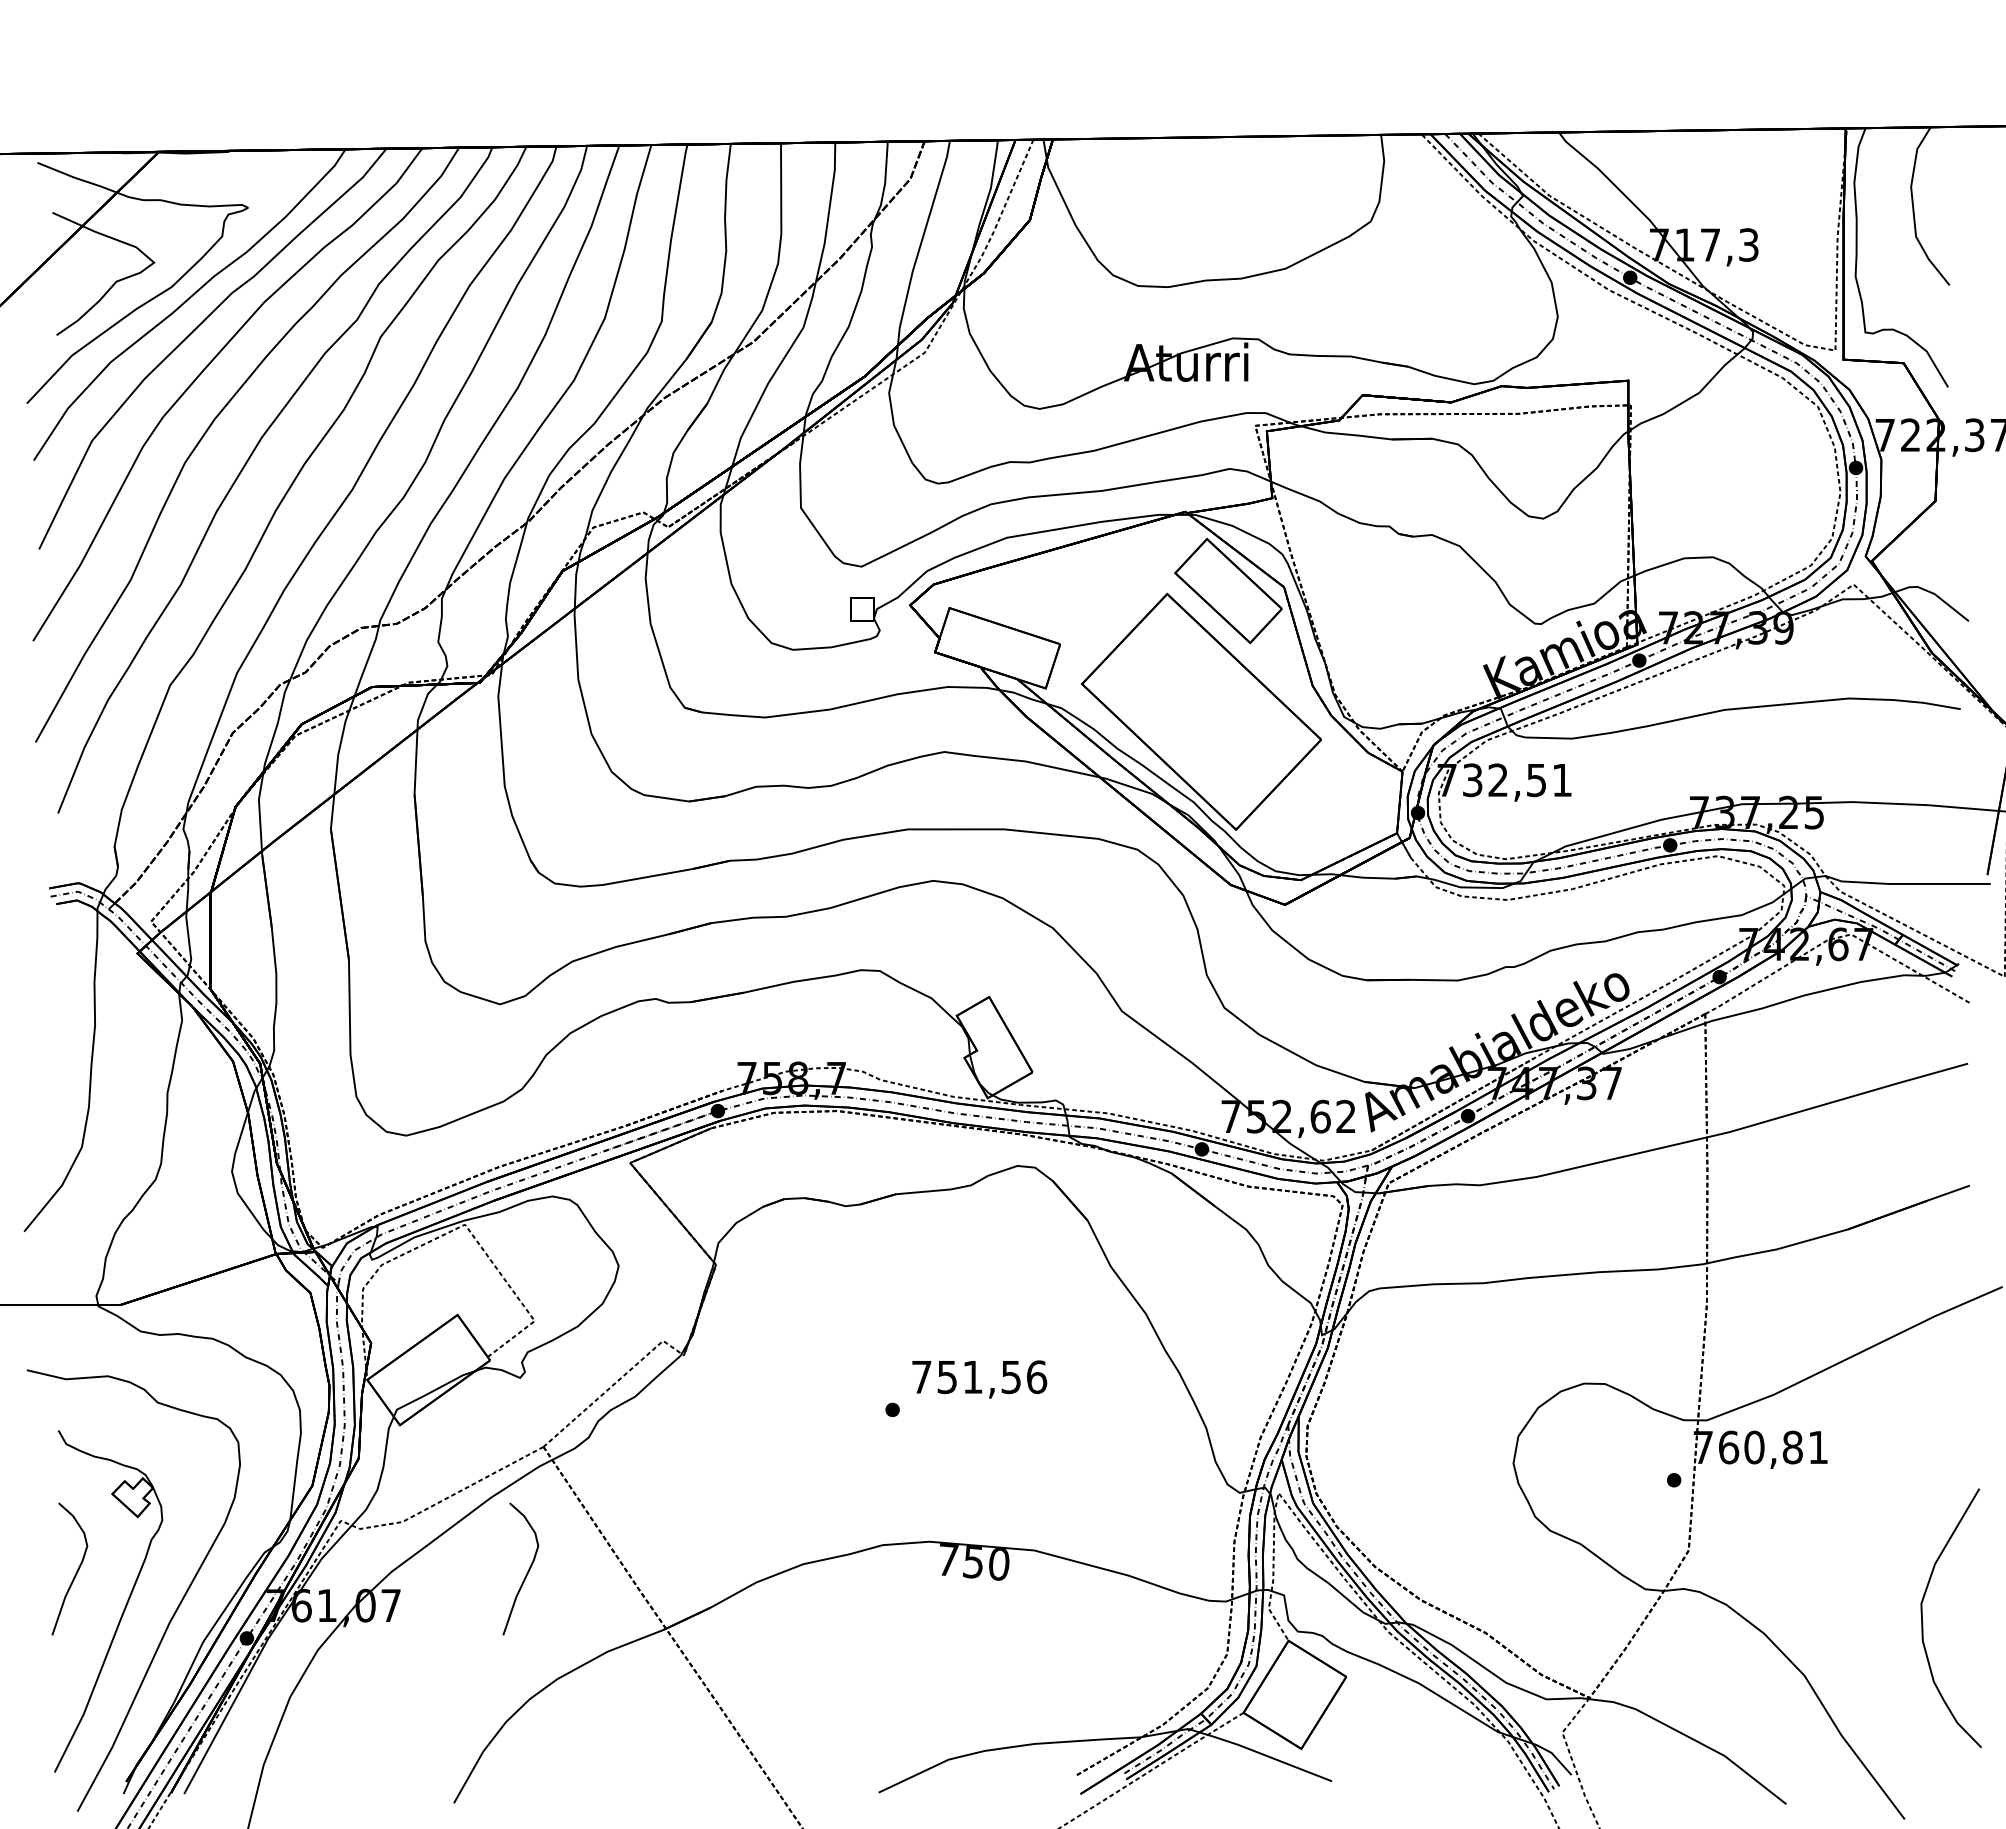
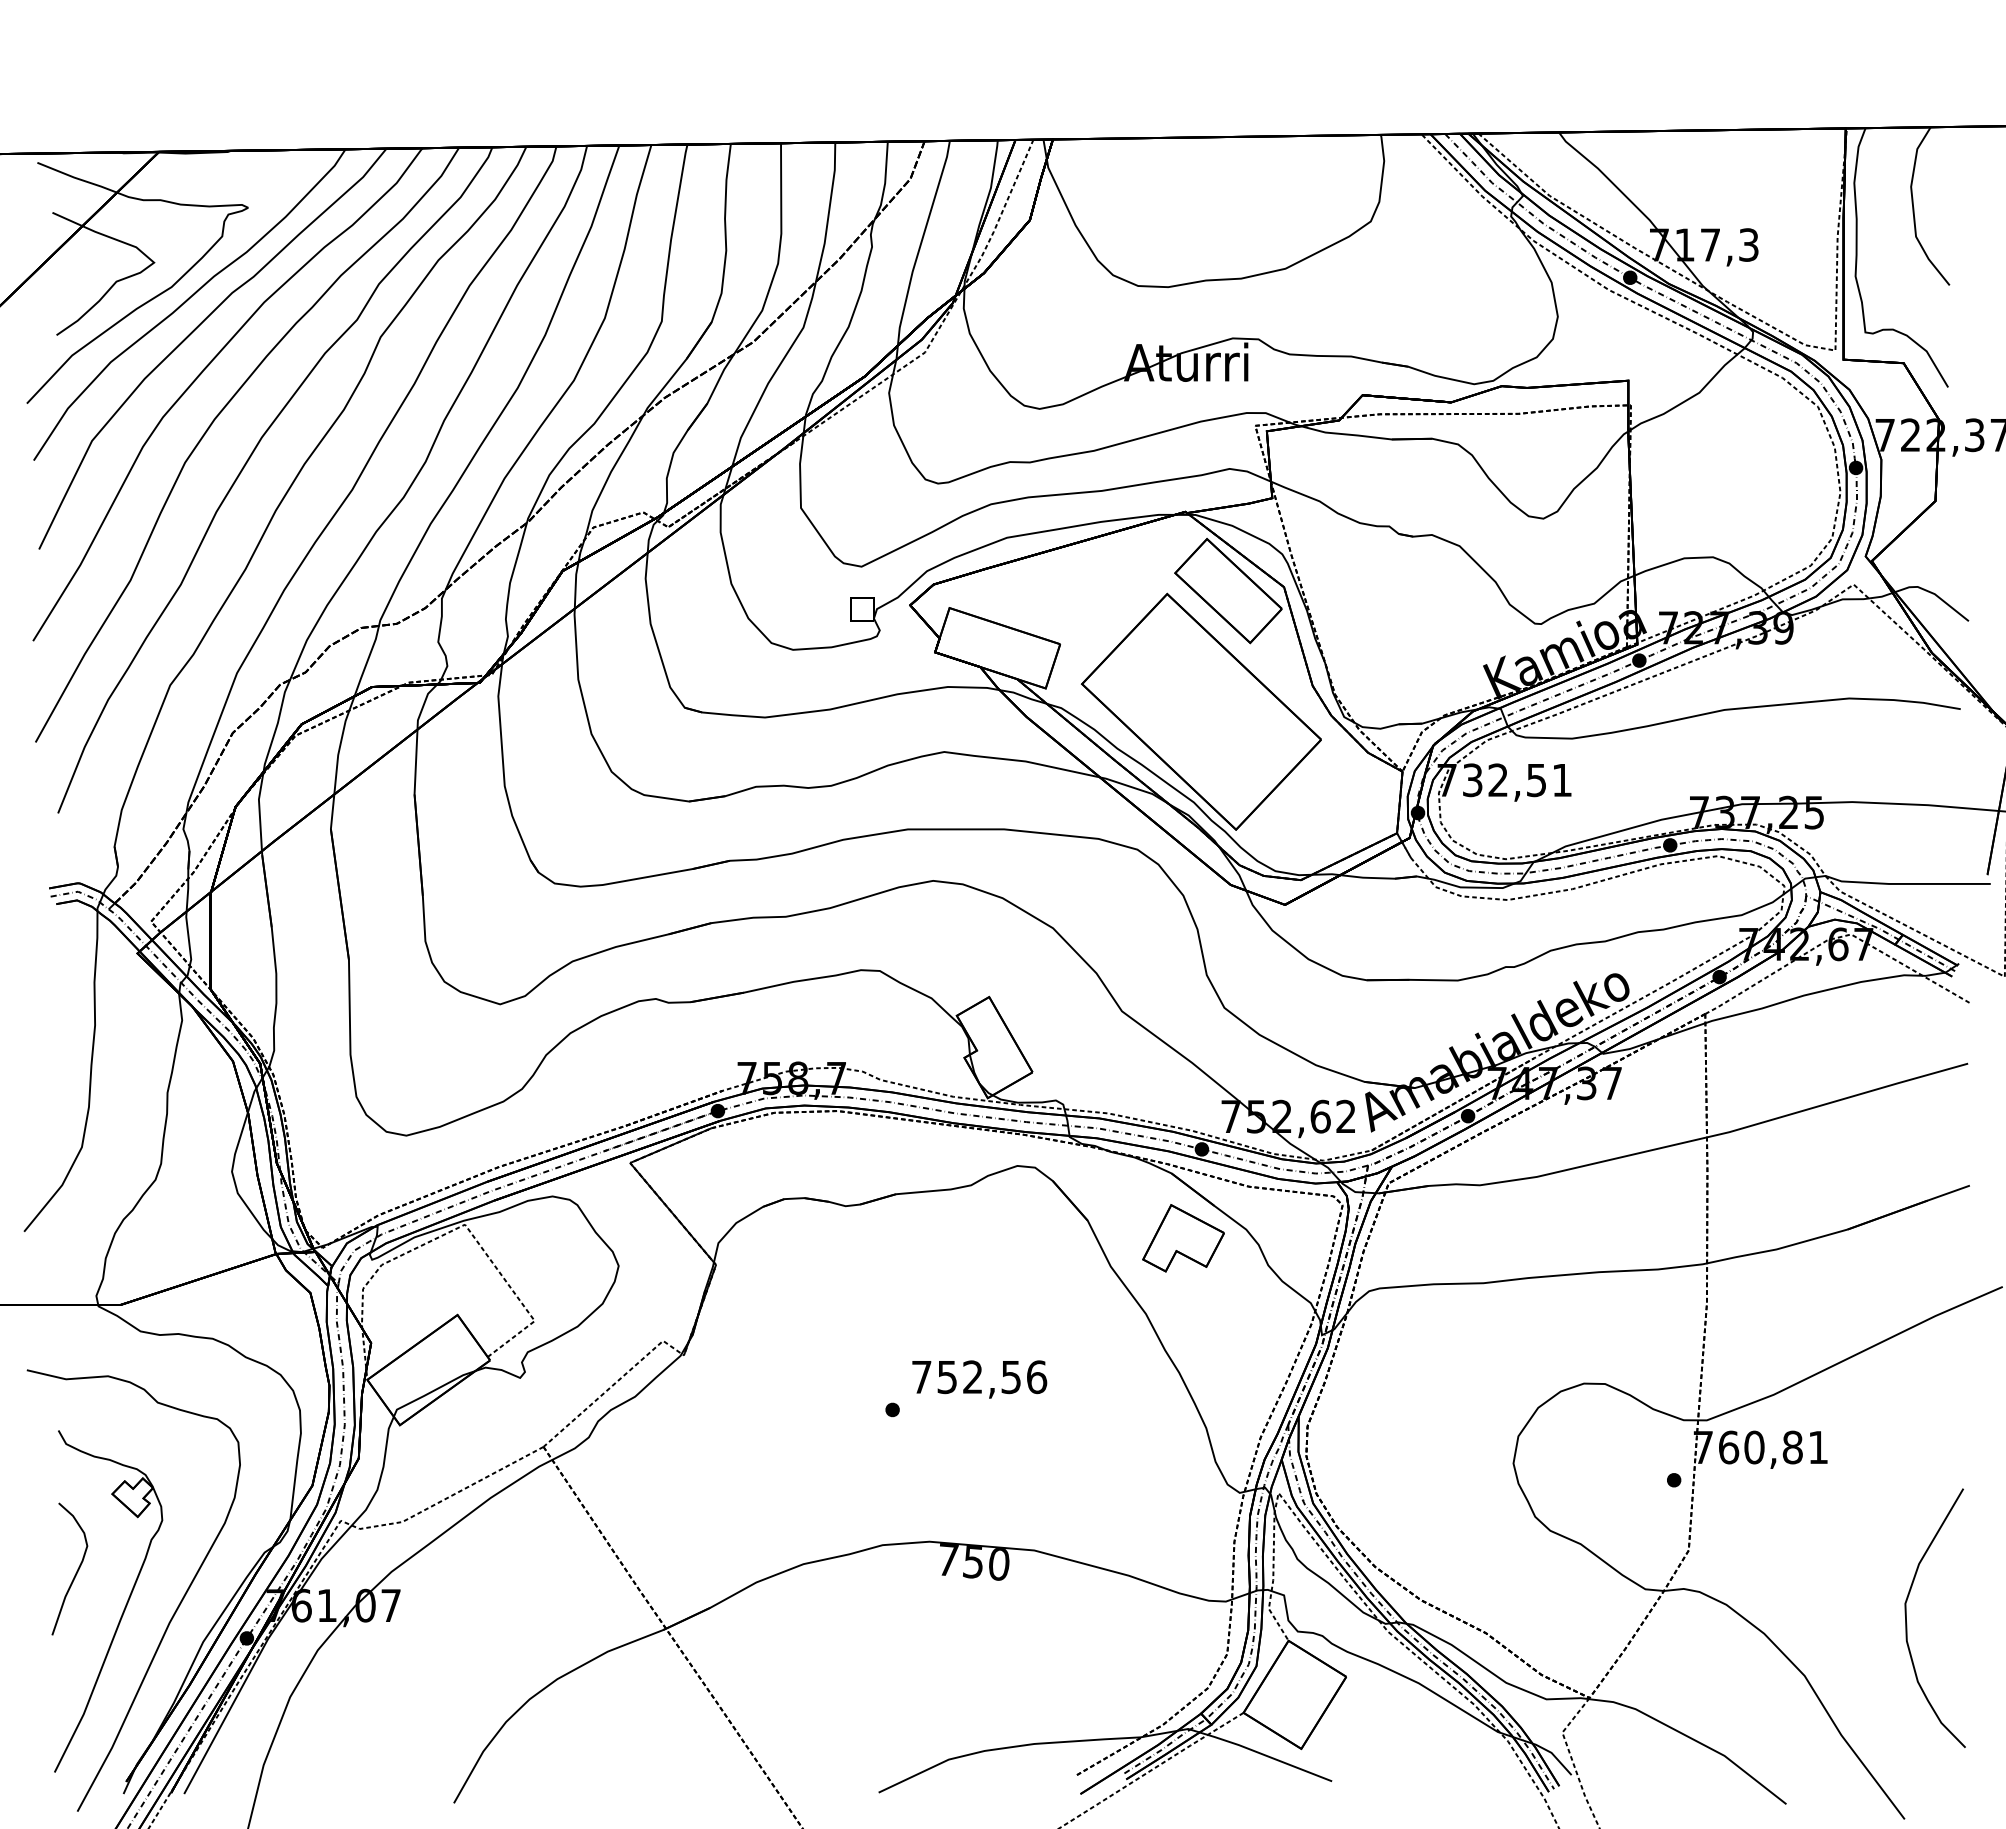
part: none -> present (1183, 1238)
text: 751,56 -> 752,56 (972, 1376)
curve: present -> none (527, 1571)
curve position: (1923, 1623) -> (1907, 1623) (1907, 1623)
